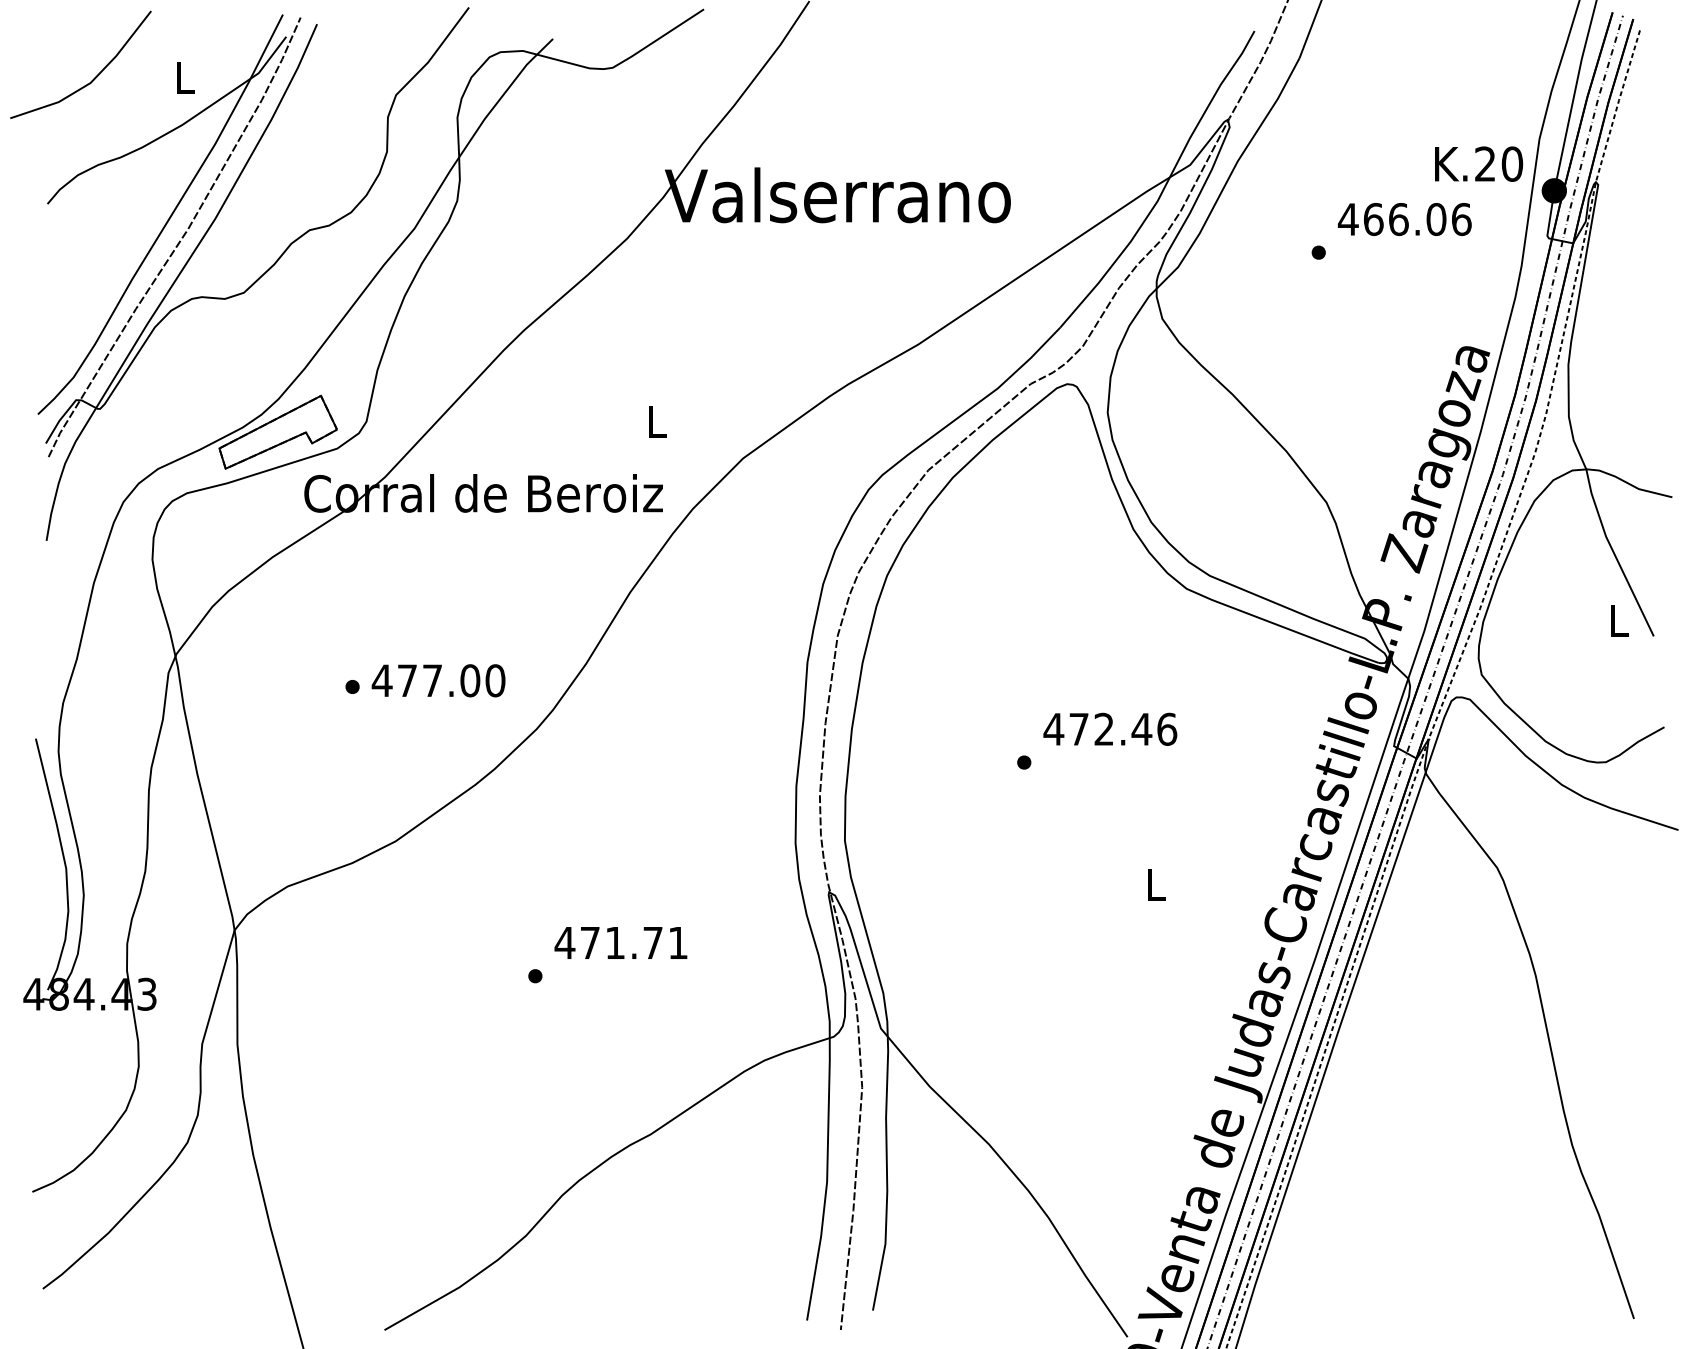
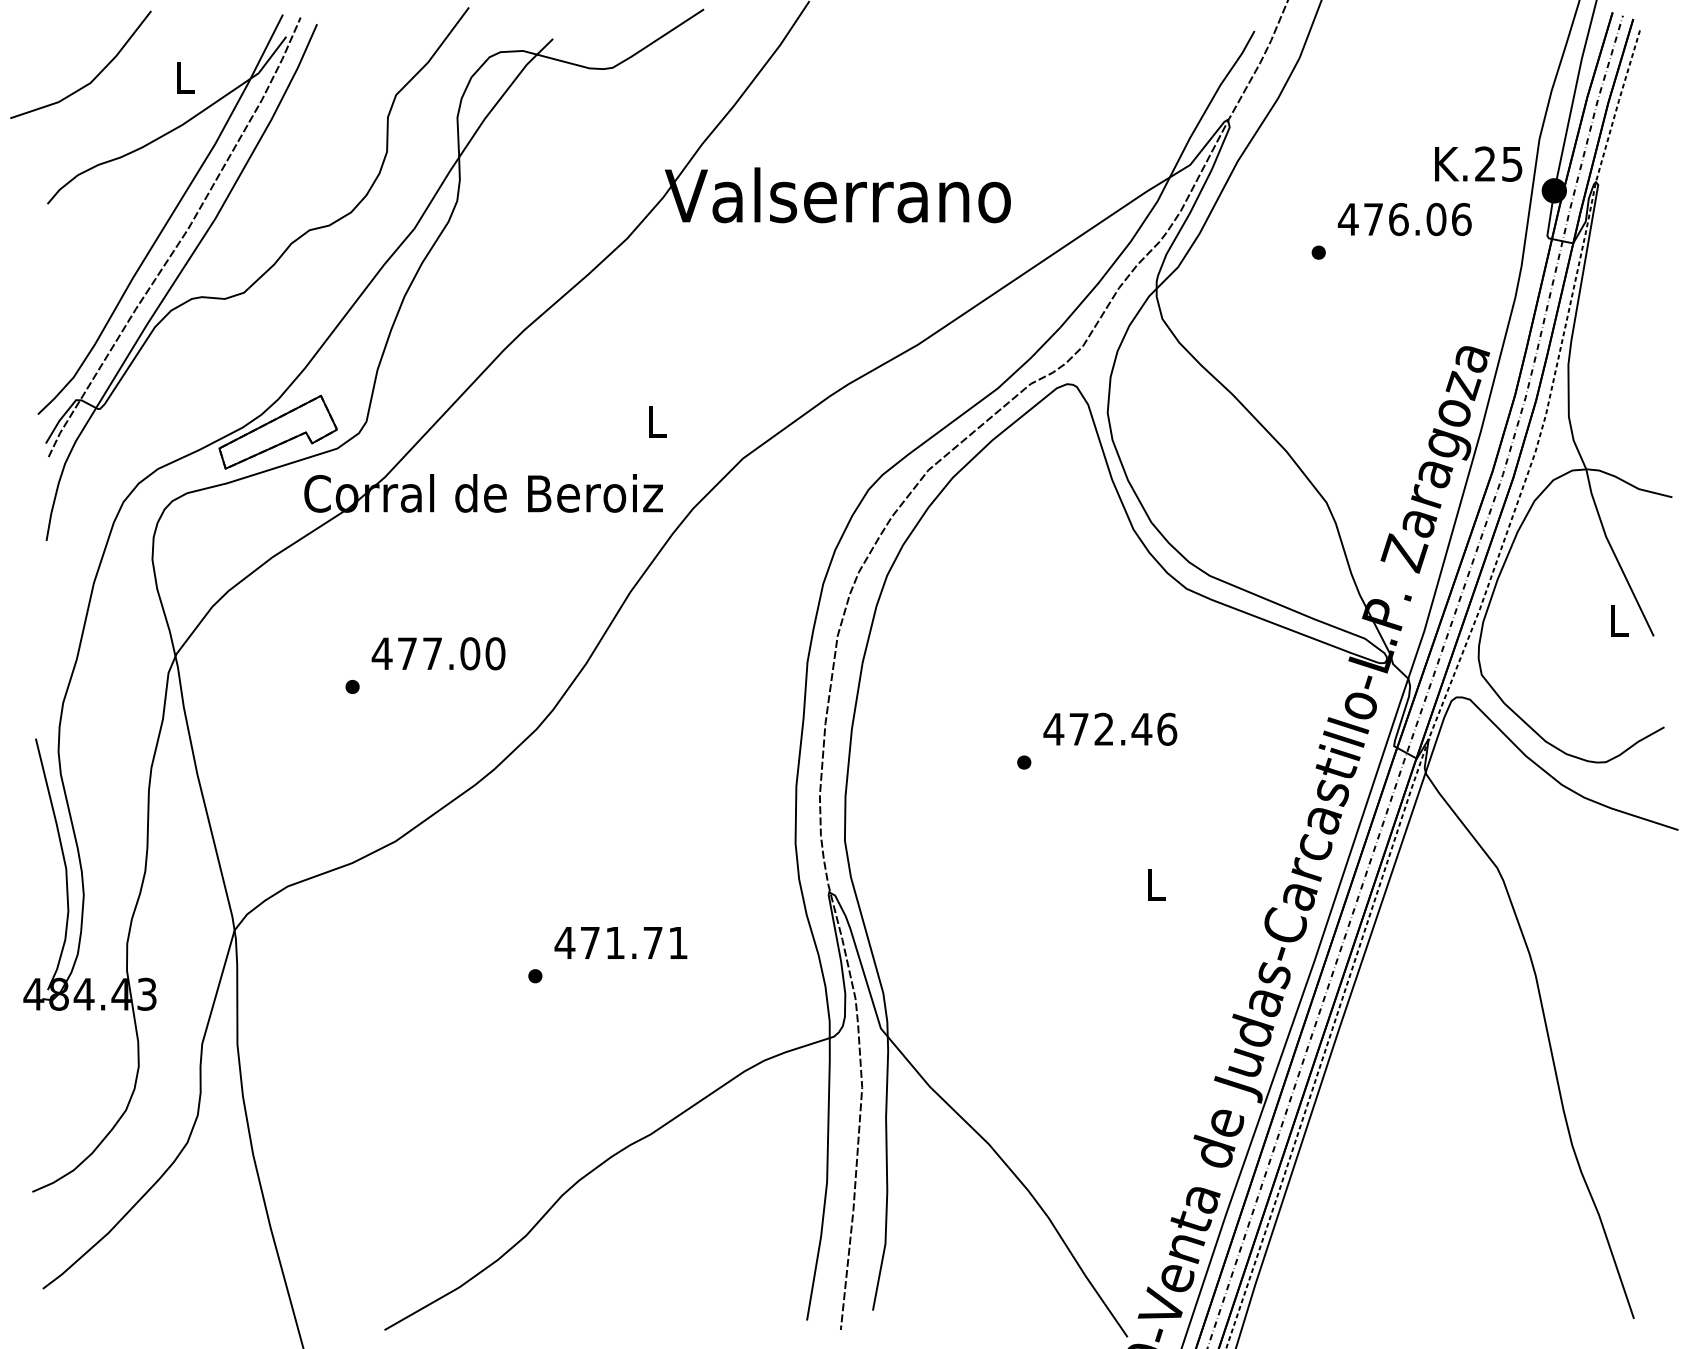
text: K.20 -> K.25 (1512, 163)
text: 466.06 -> 476.06 (1373, 219)
text position: (438, 680) -> (438, 653) (438, 653)
